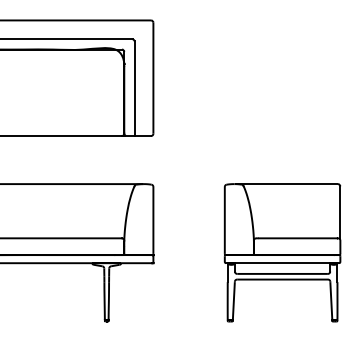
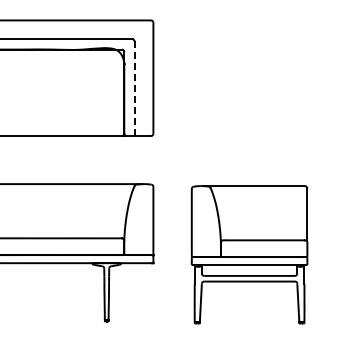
line: solid -> dashed (134, 89)
part position: (282, 252) -> (249, 254) (249, 254)
